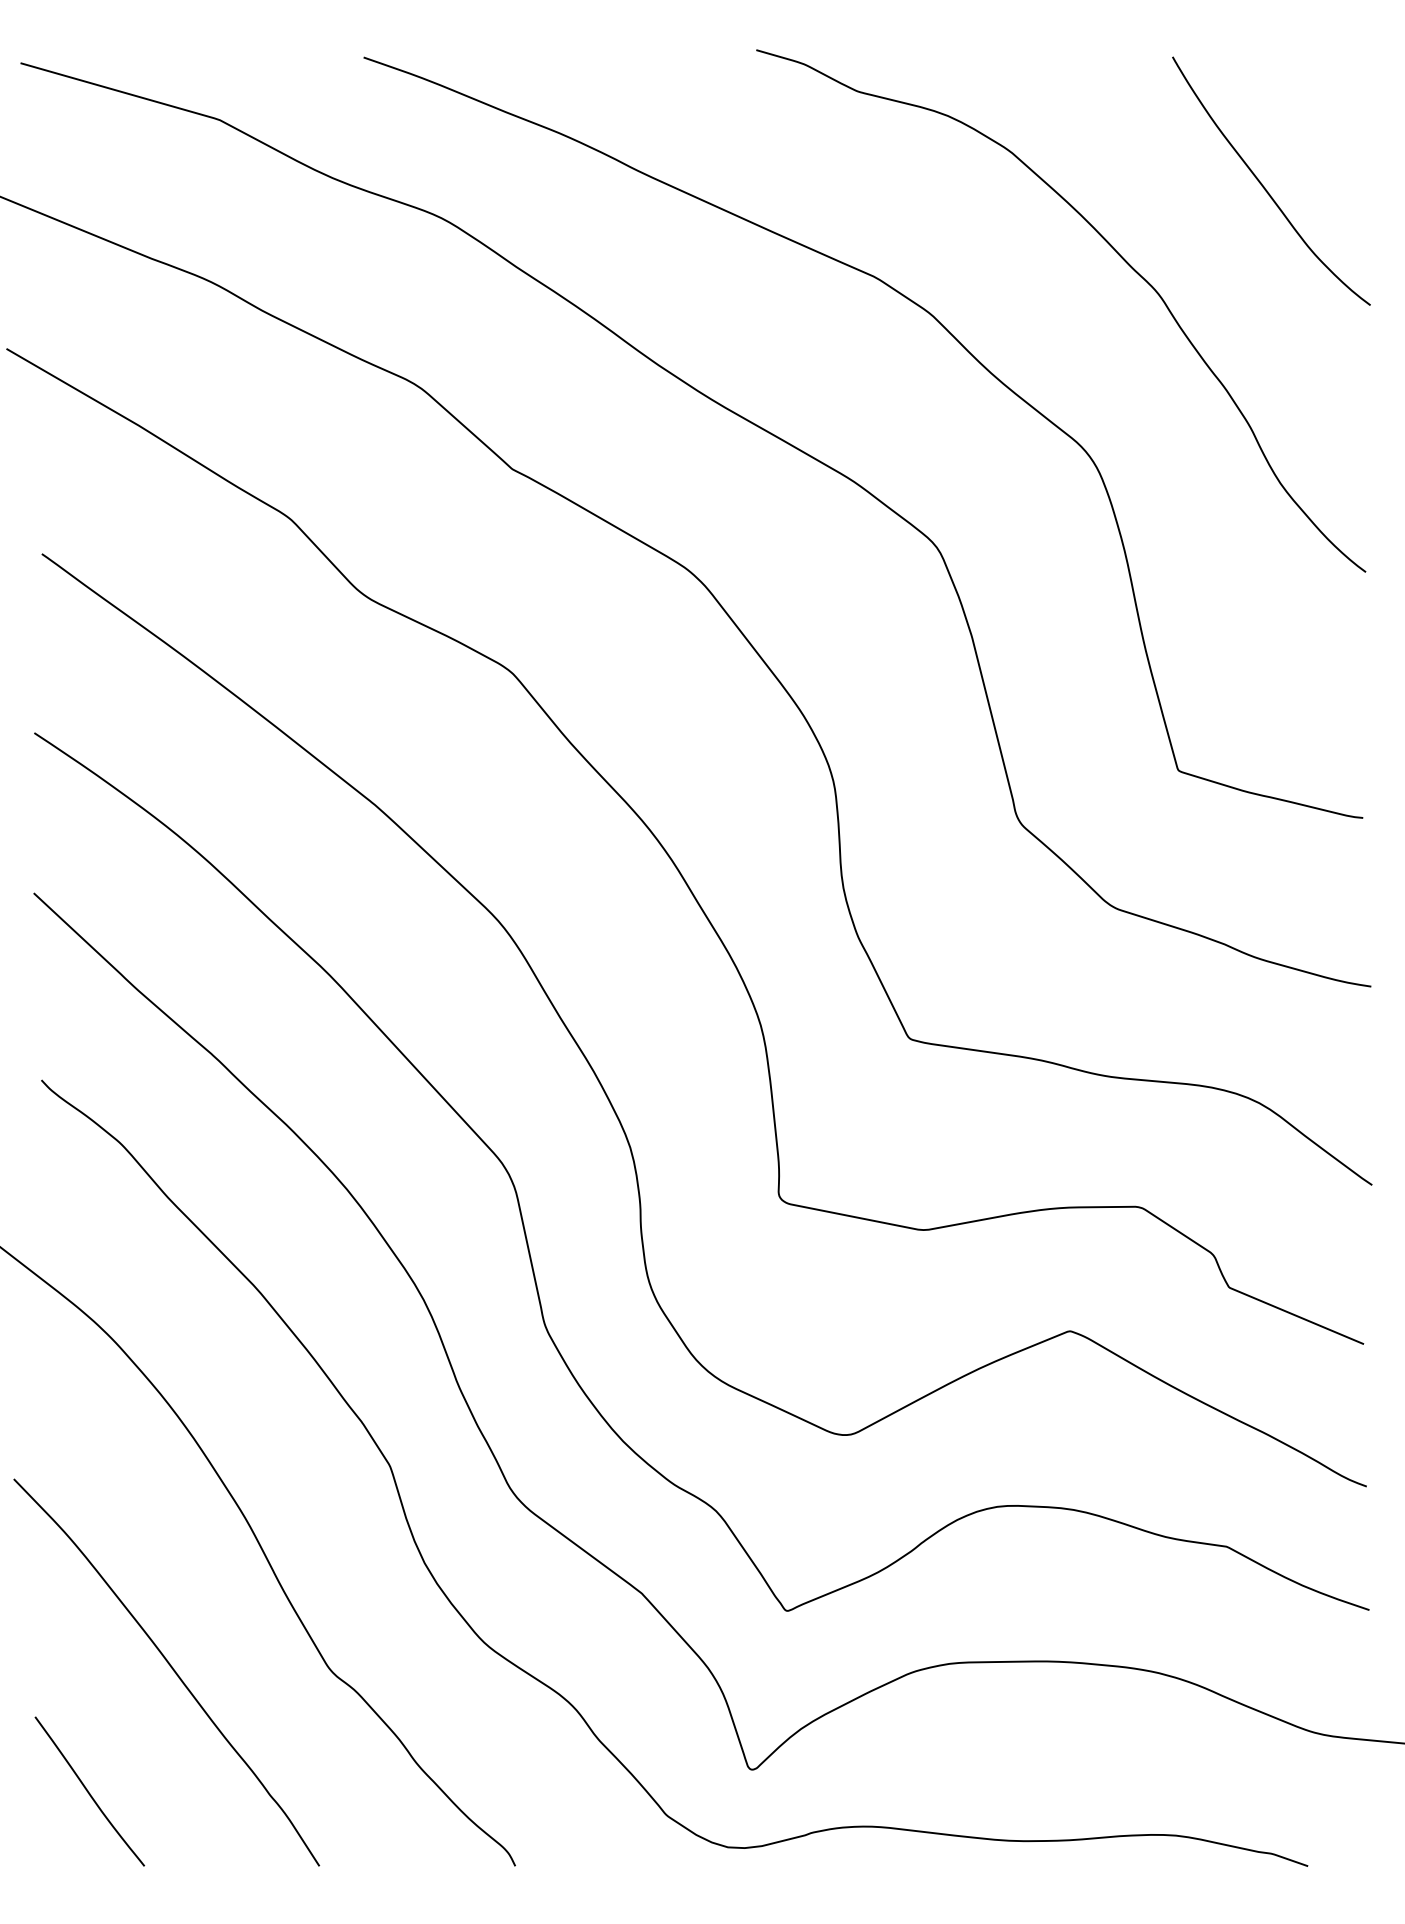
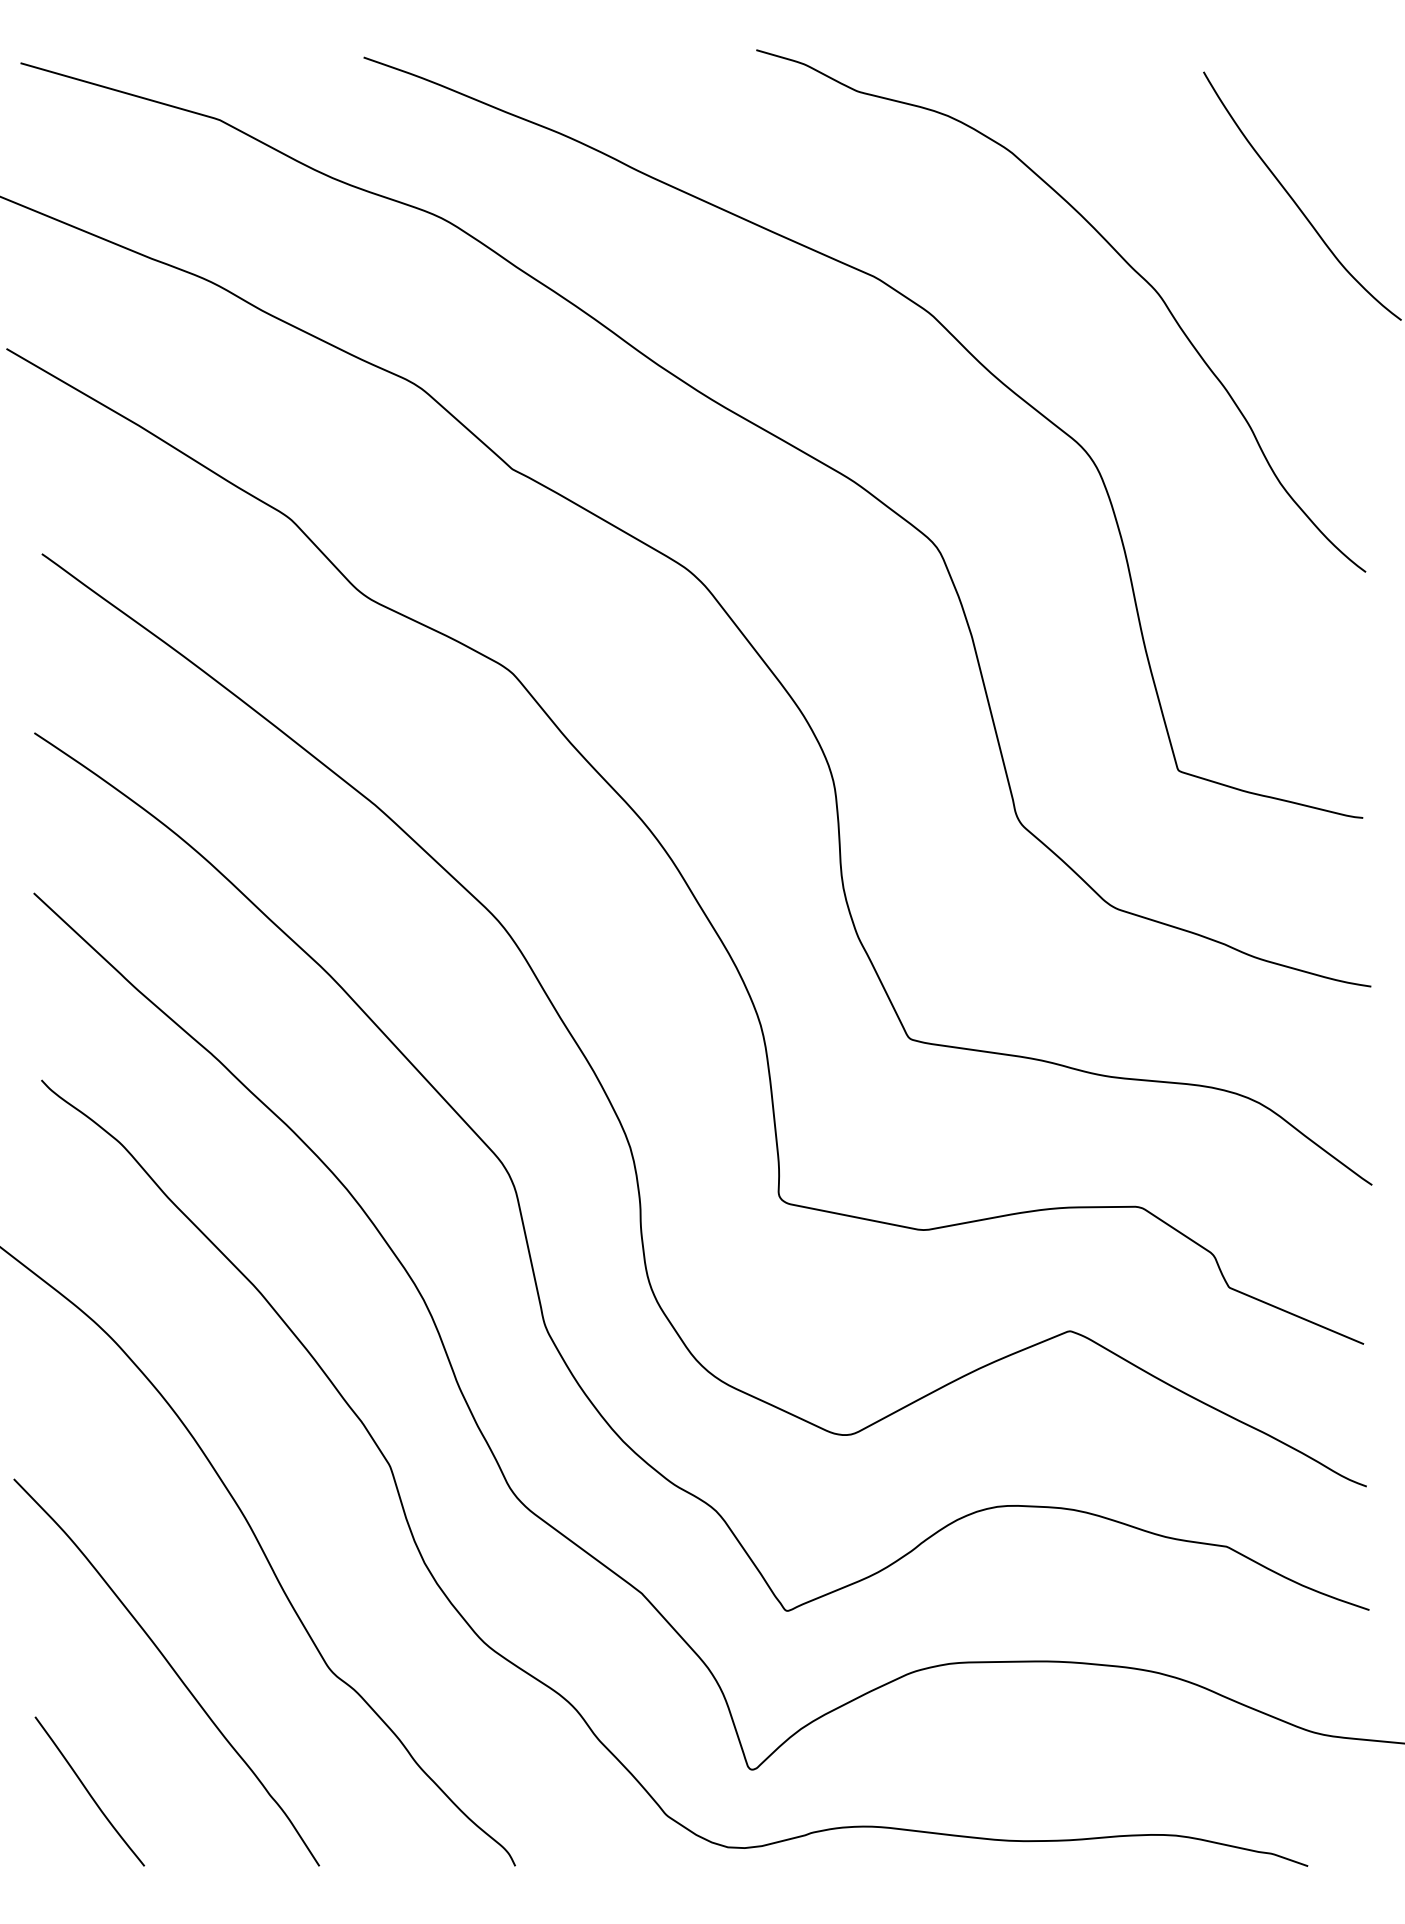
curve position: (1264, 186) -> (1295, 201) (1295, 201)
